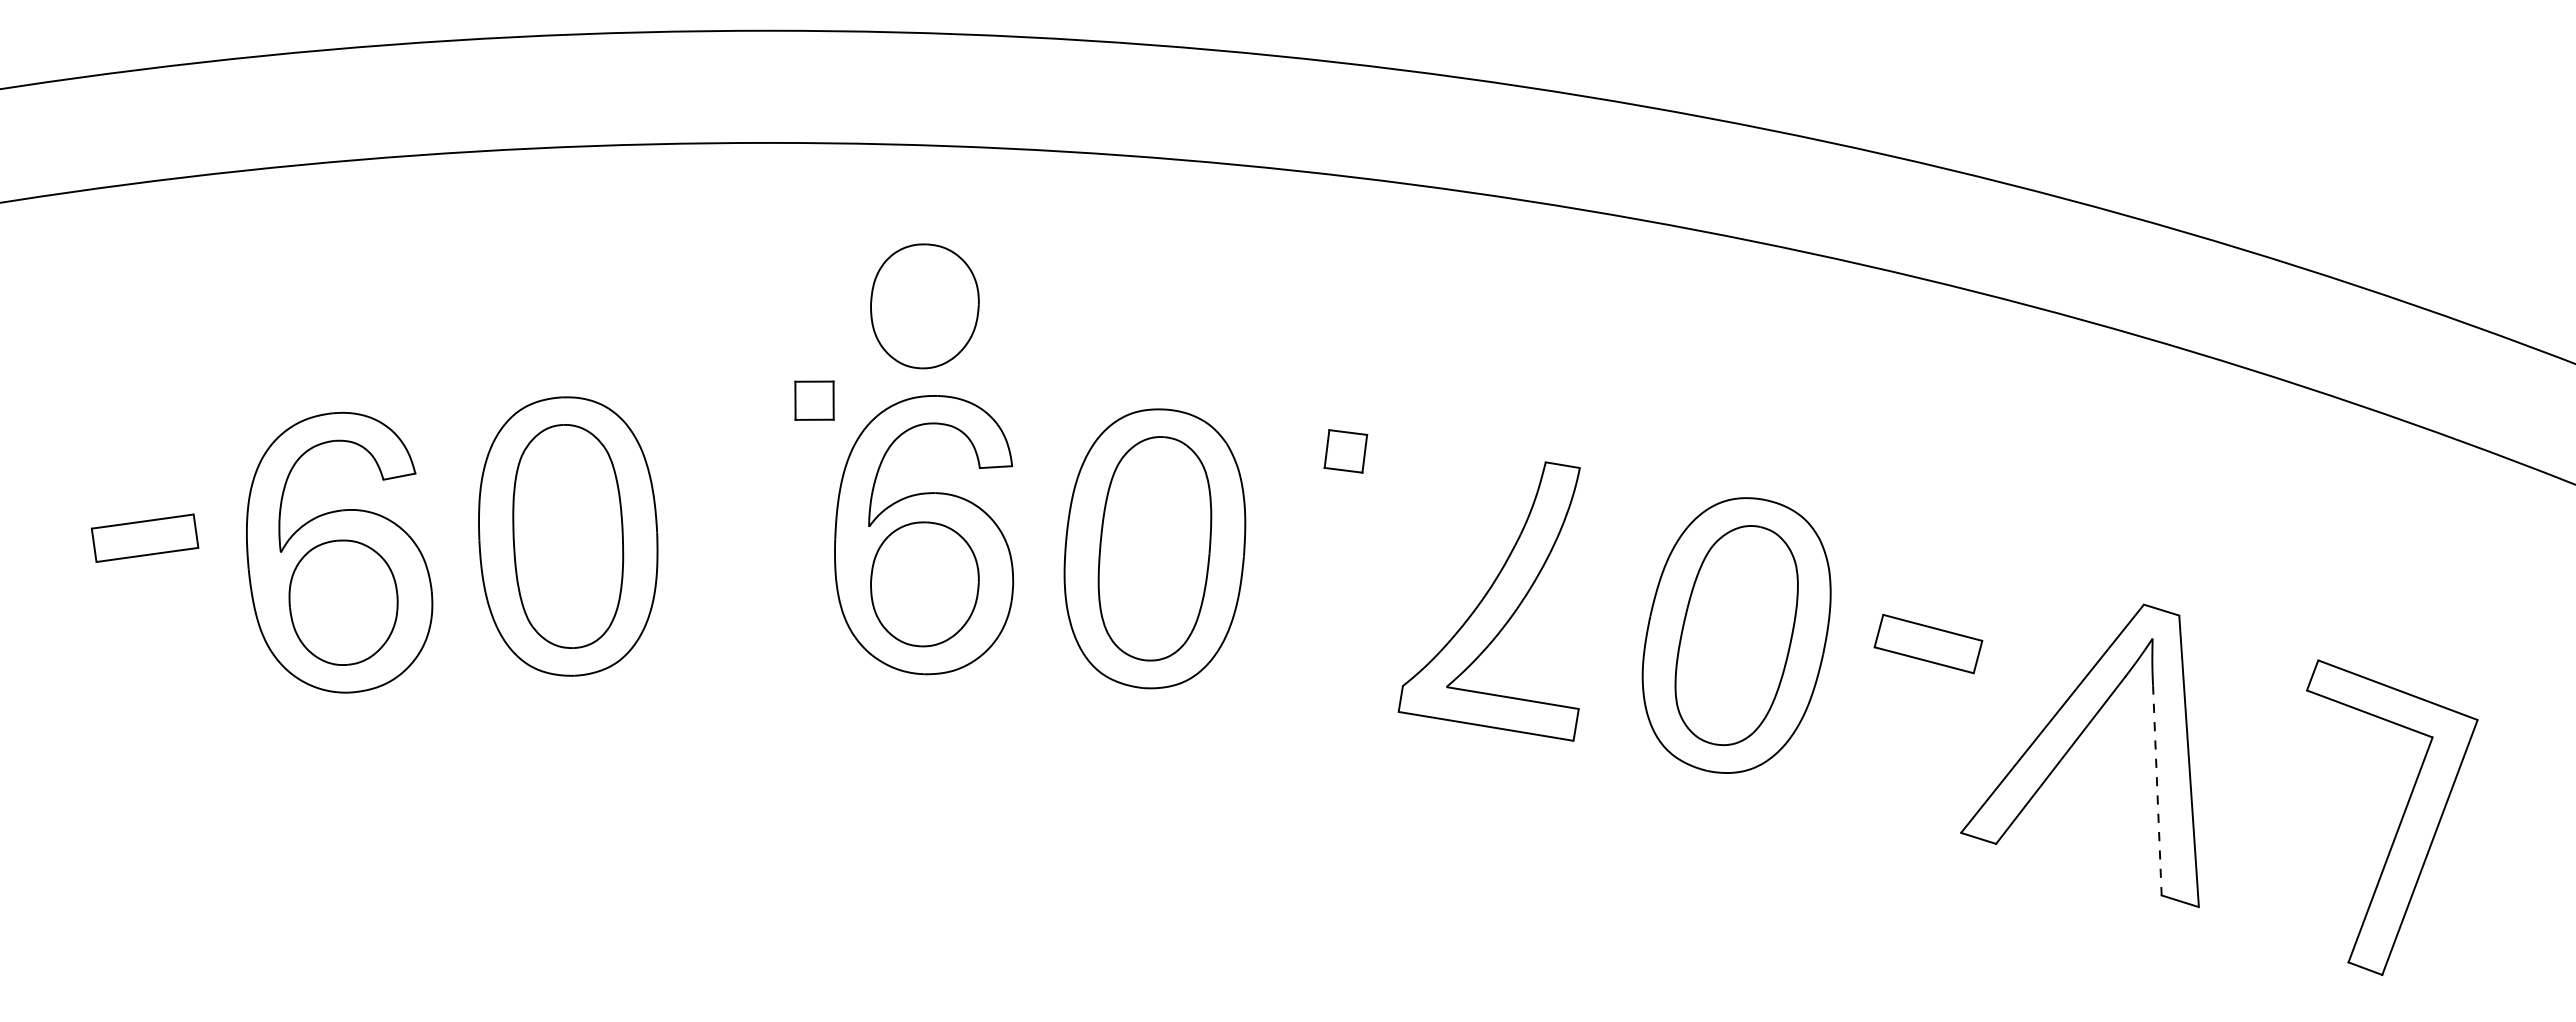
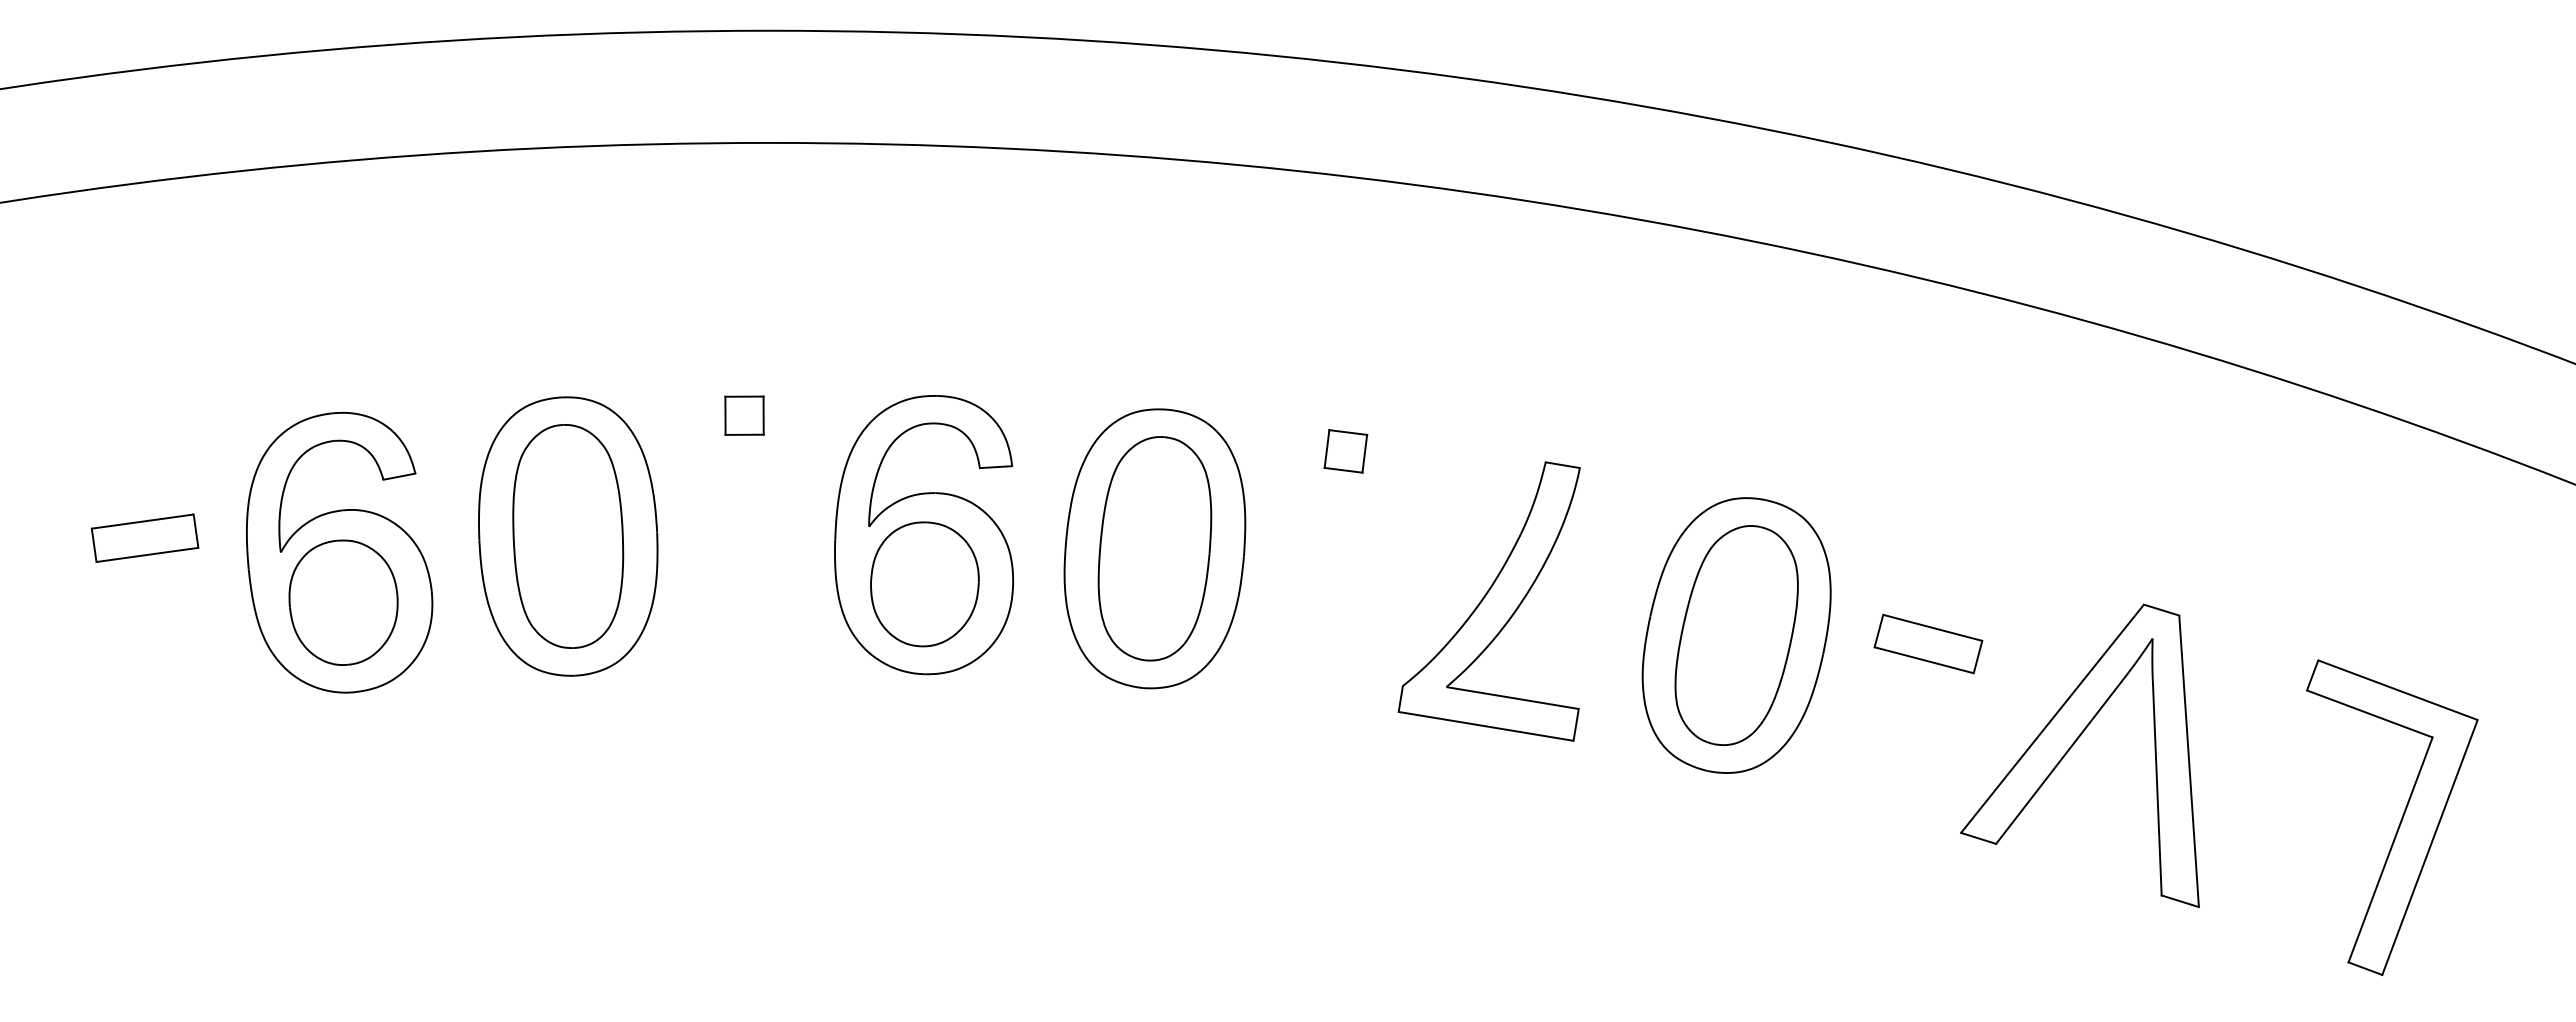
part: present -> none (924, 306)
part position: (814, 400) -> (744, 415) (744, 415)
line: dashed -> solid (2157, 790)
